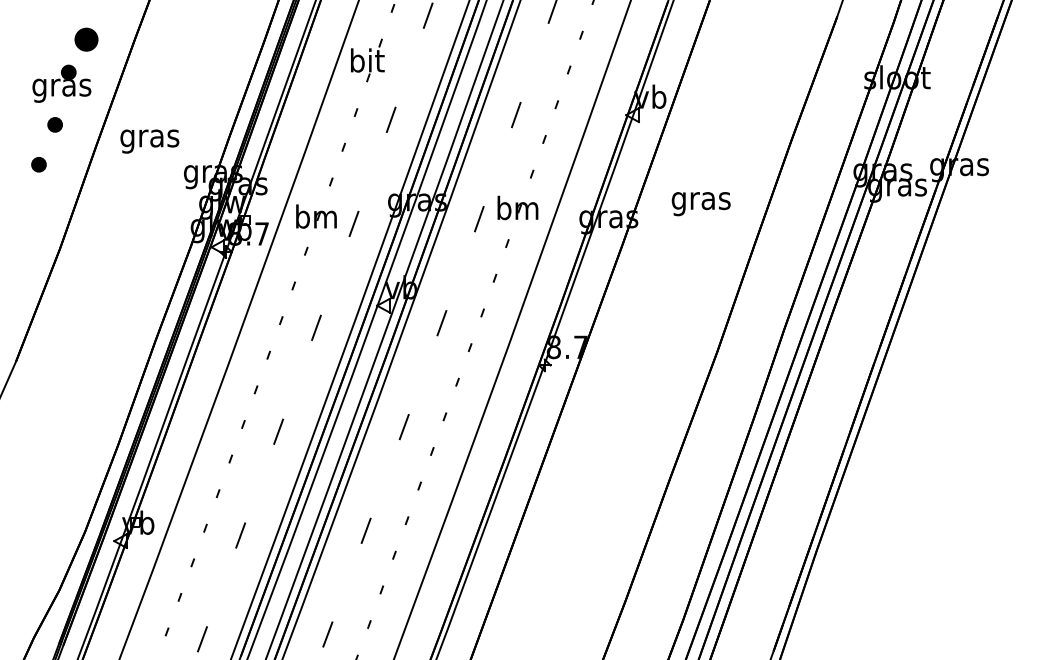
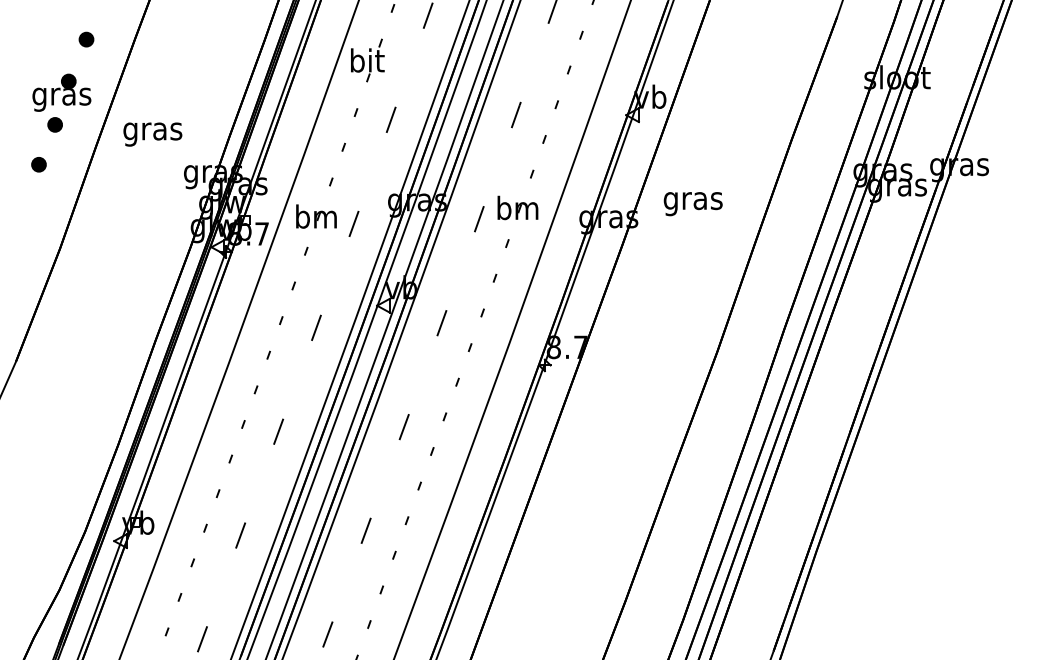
part size: 25x25 px -> 17x17 px (86, 39)
part position: (61, 83) -> (61, 92) (61, 92)
text position: (149, 141) -> (152, 134) (152, 134)
text position: (700, 204) -> (692, 204) (692, 204)
